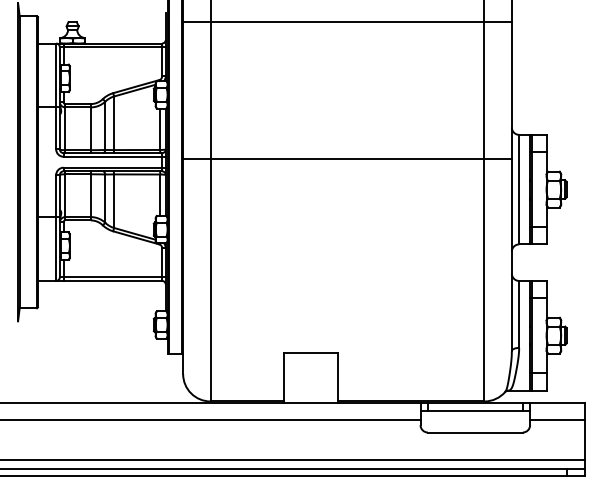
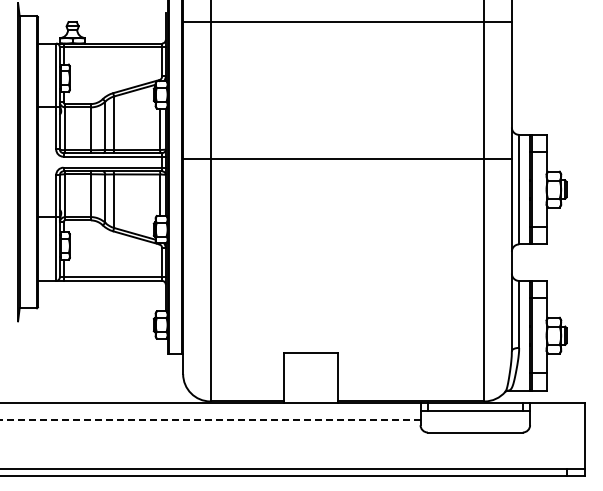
line: solid -> dashed (209, 419)
line: present -> none (557, 419)
line: present -> none (293, 459)
